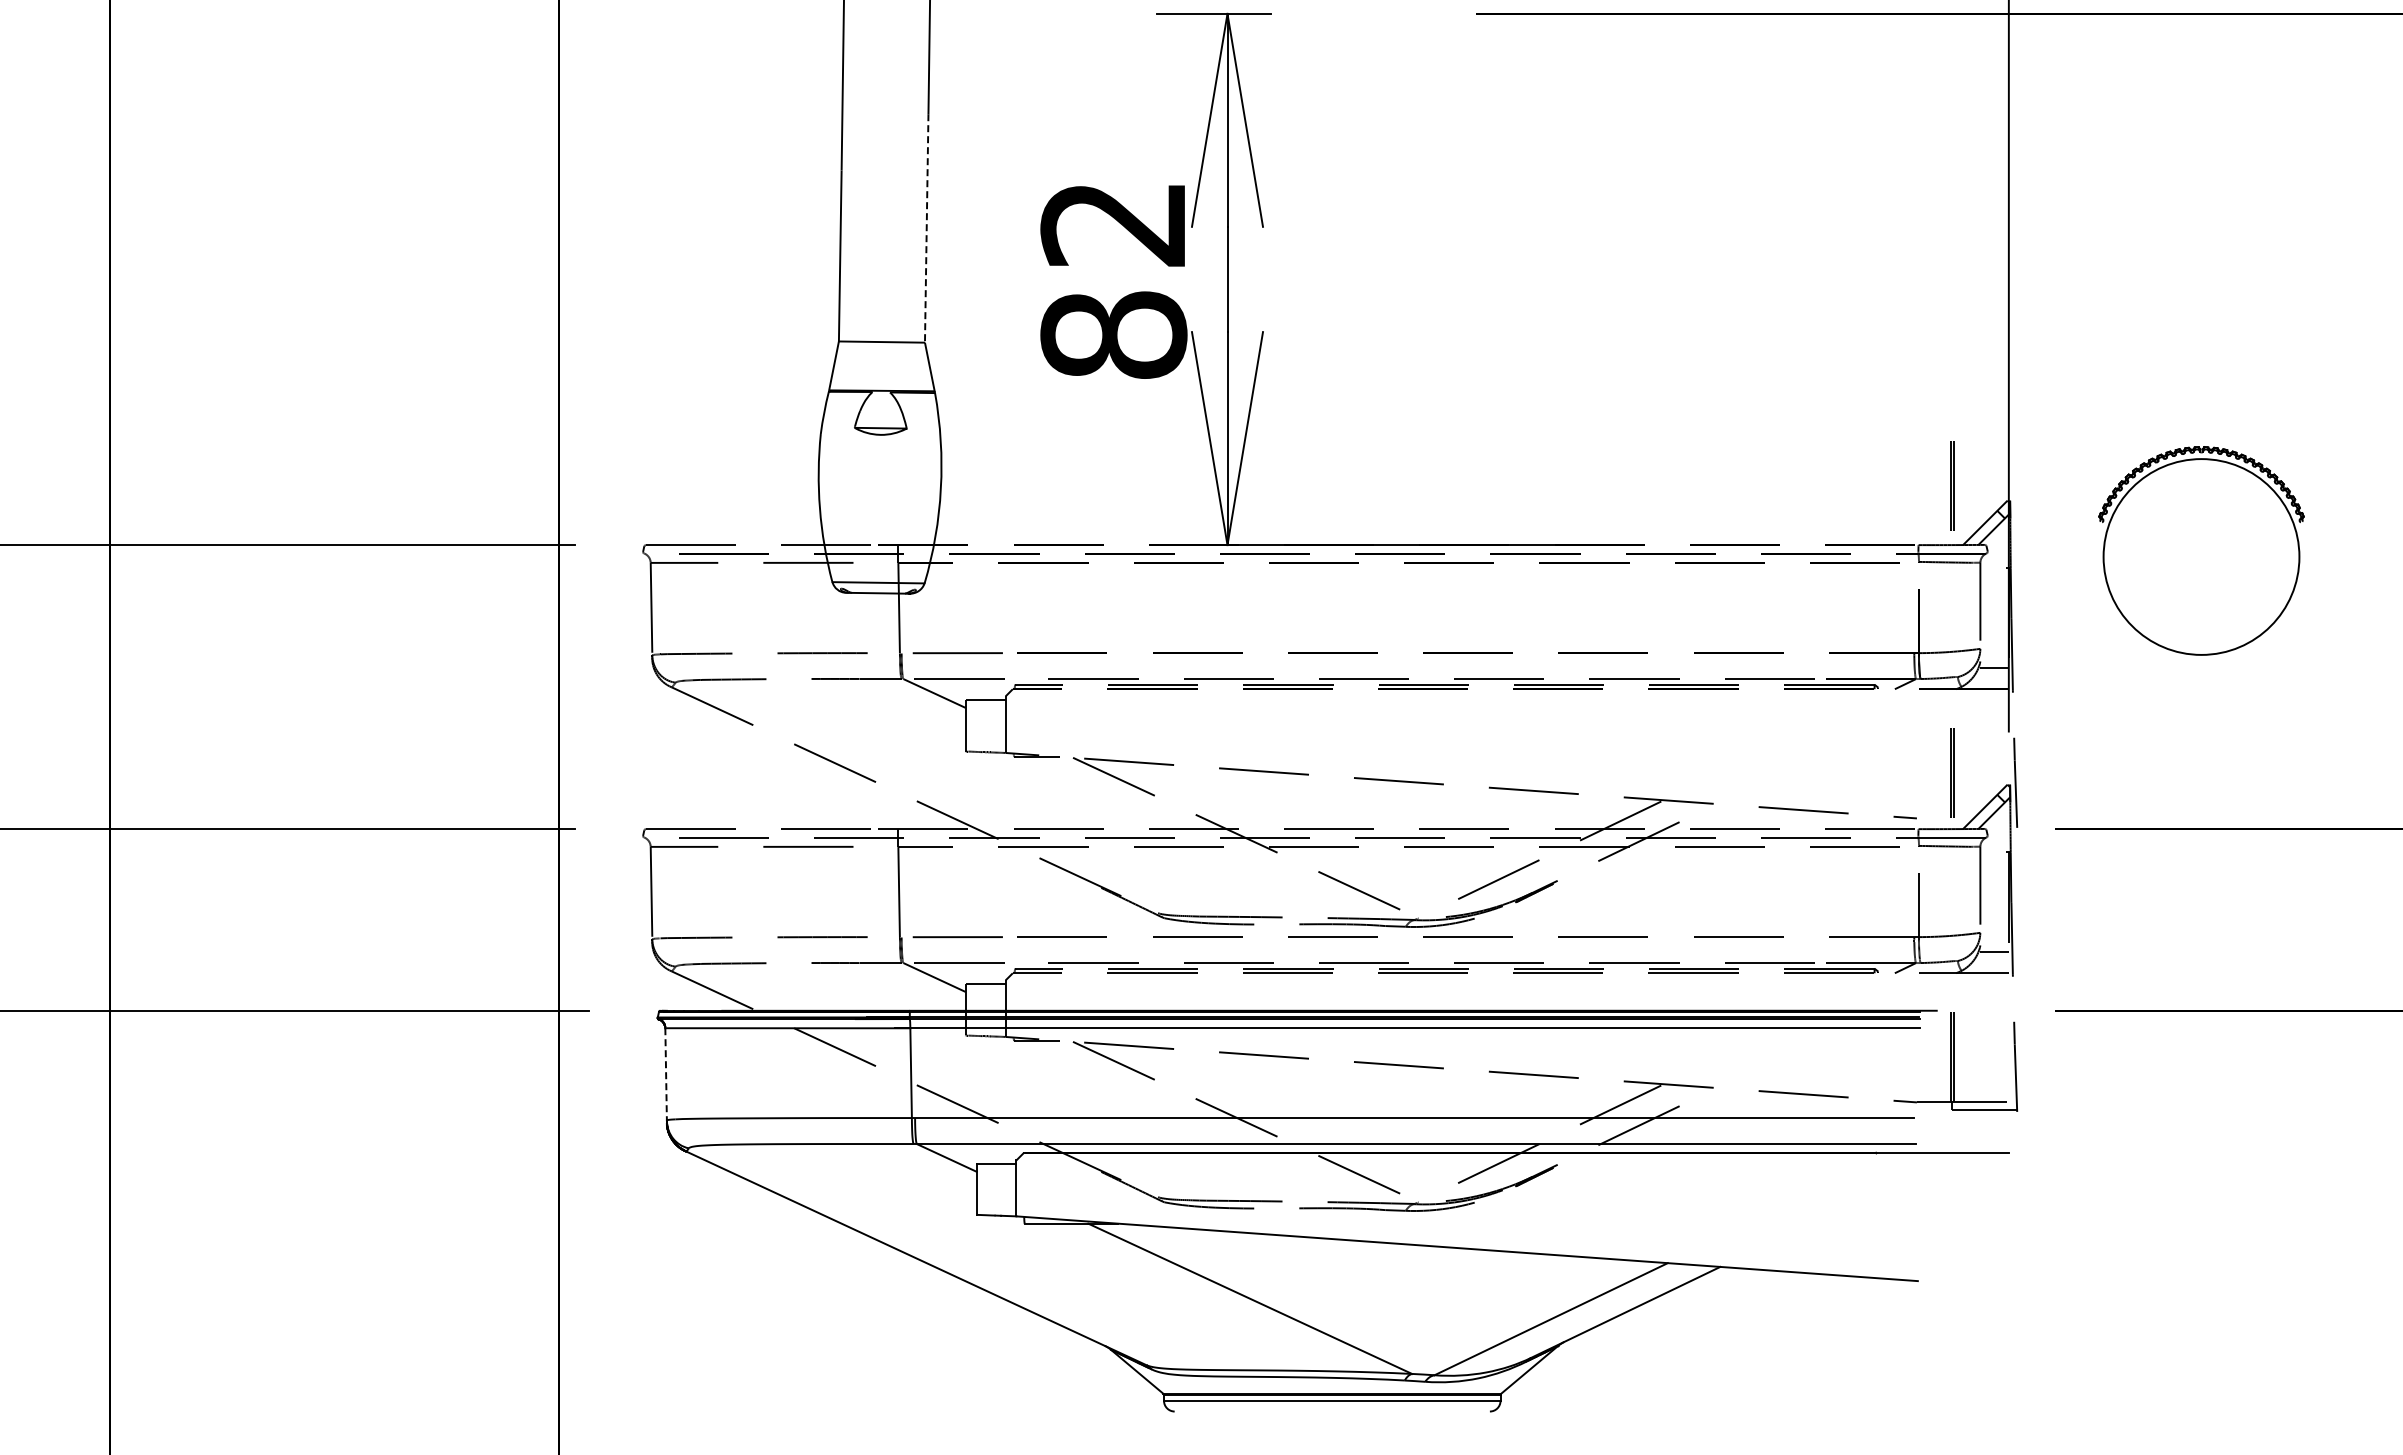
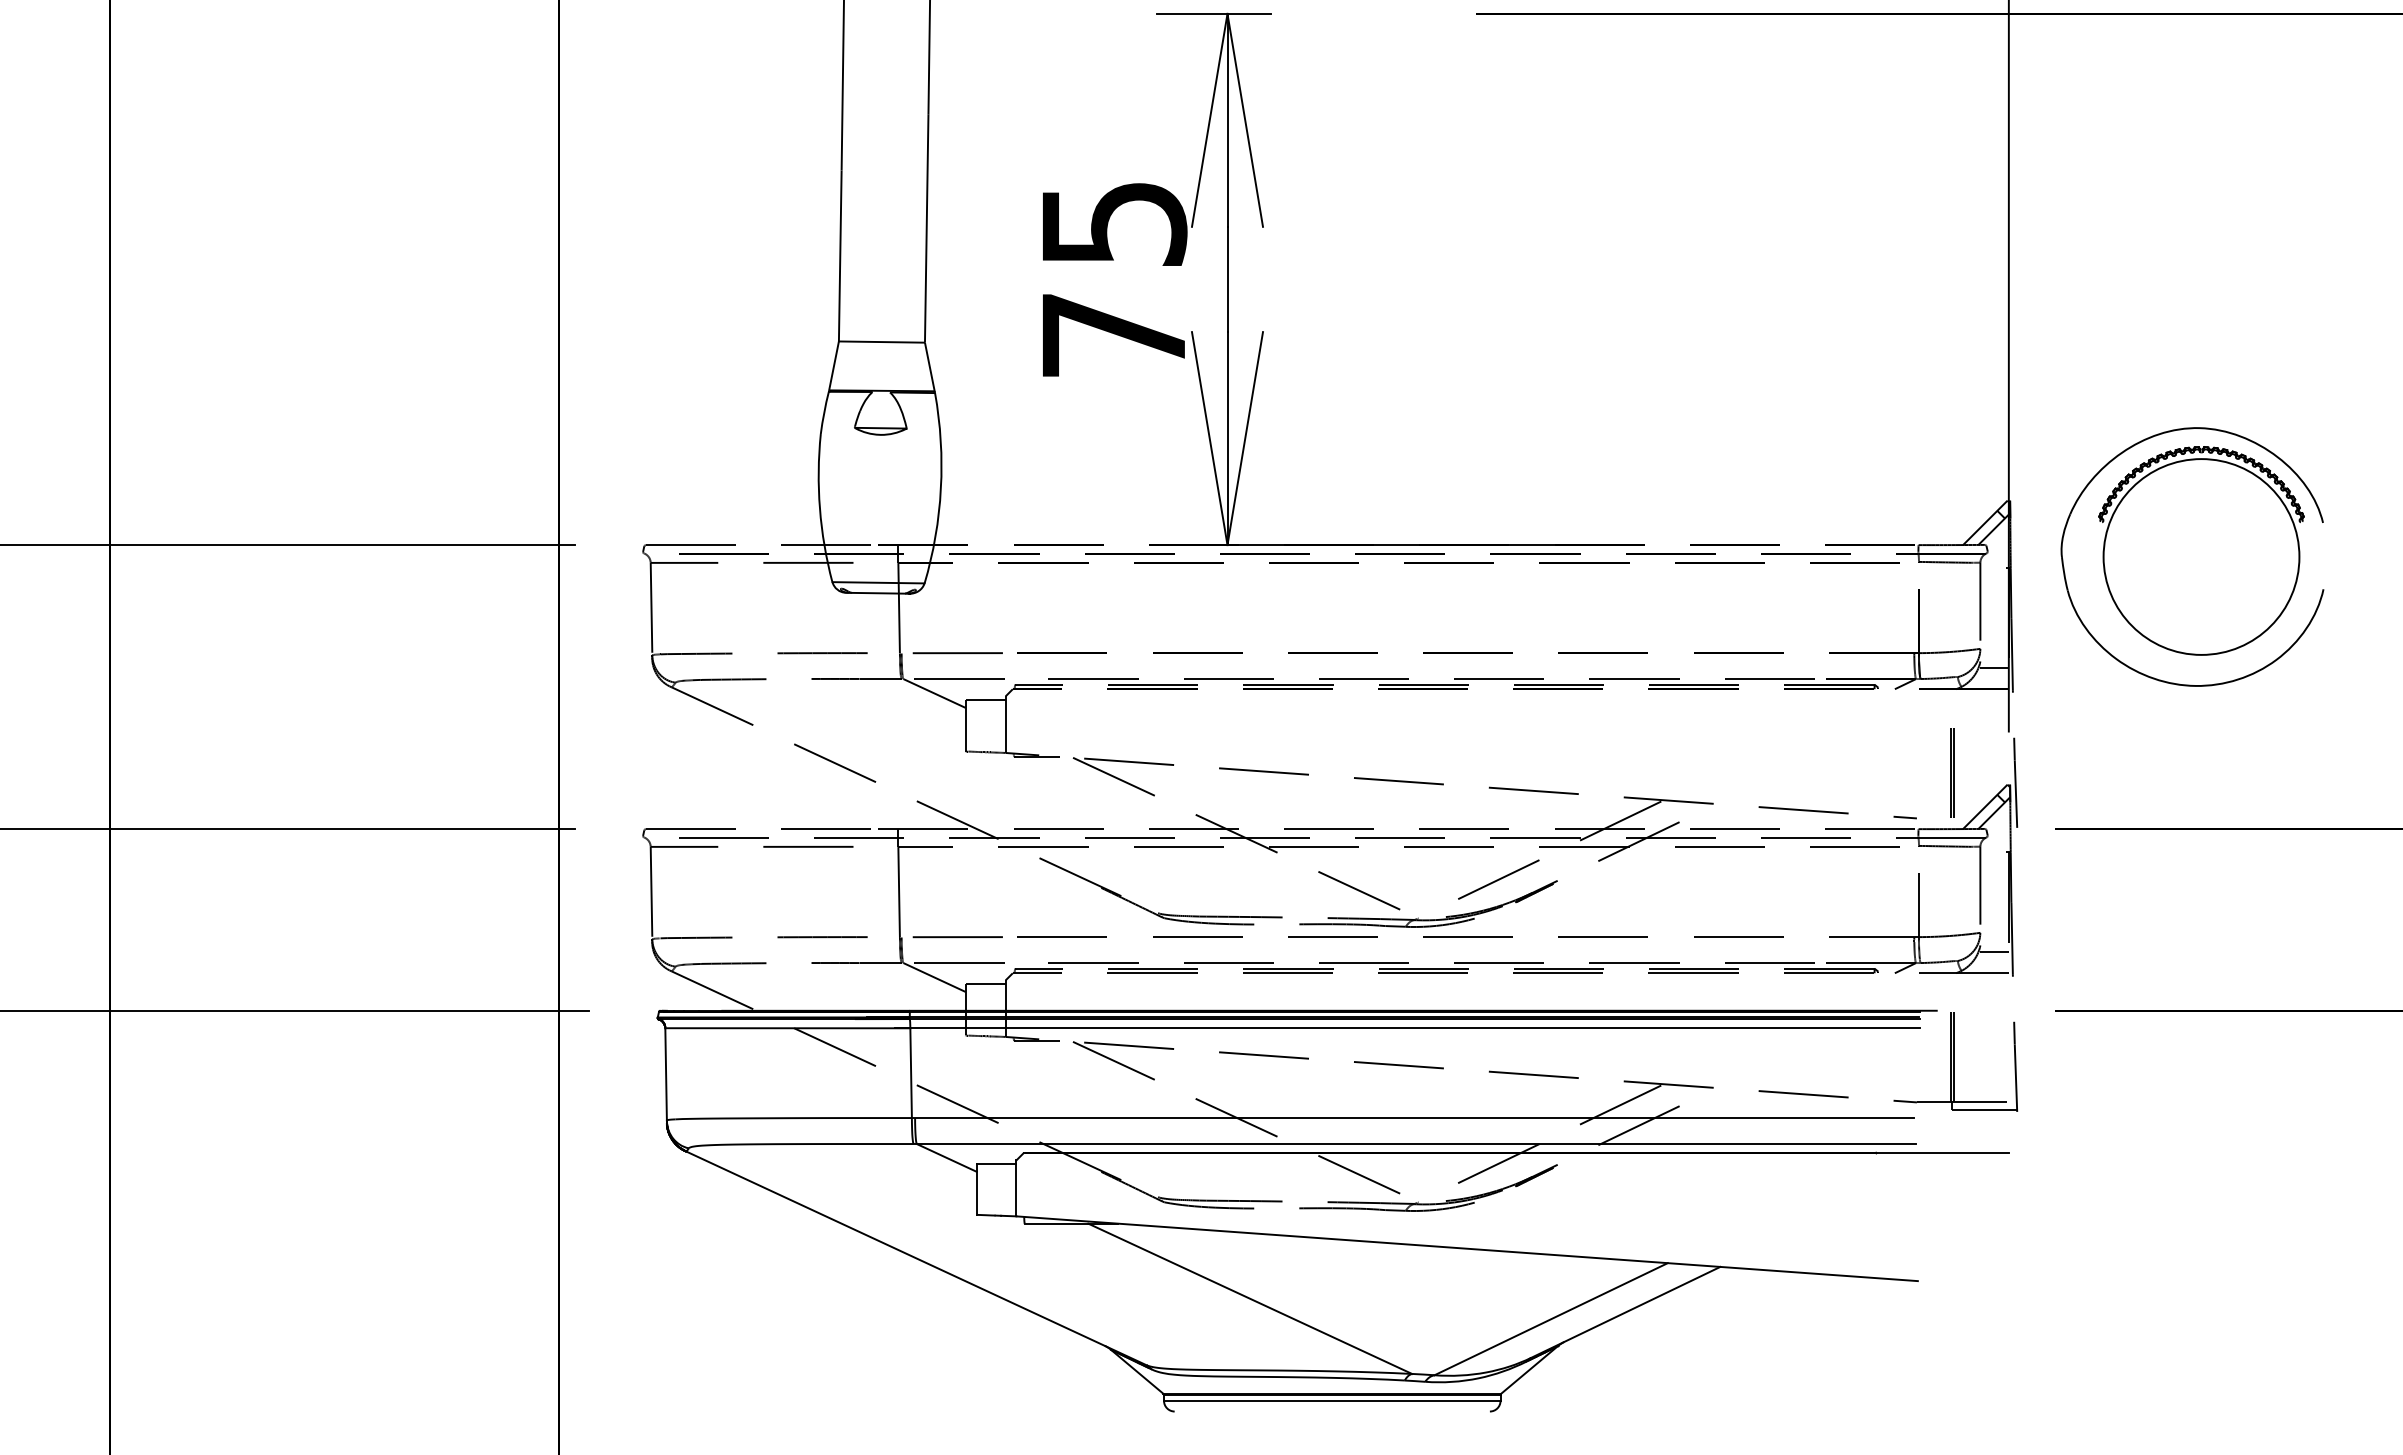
line: dashed -> solid (926, 228)
text: 82 -> 75 (1113, 280)
part: none -> present (2129, 449)
line: present -> none (1951, 485)
line: dashed -> solid (666, 1074)
